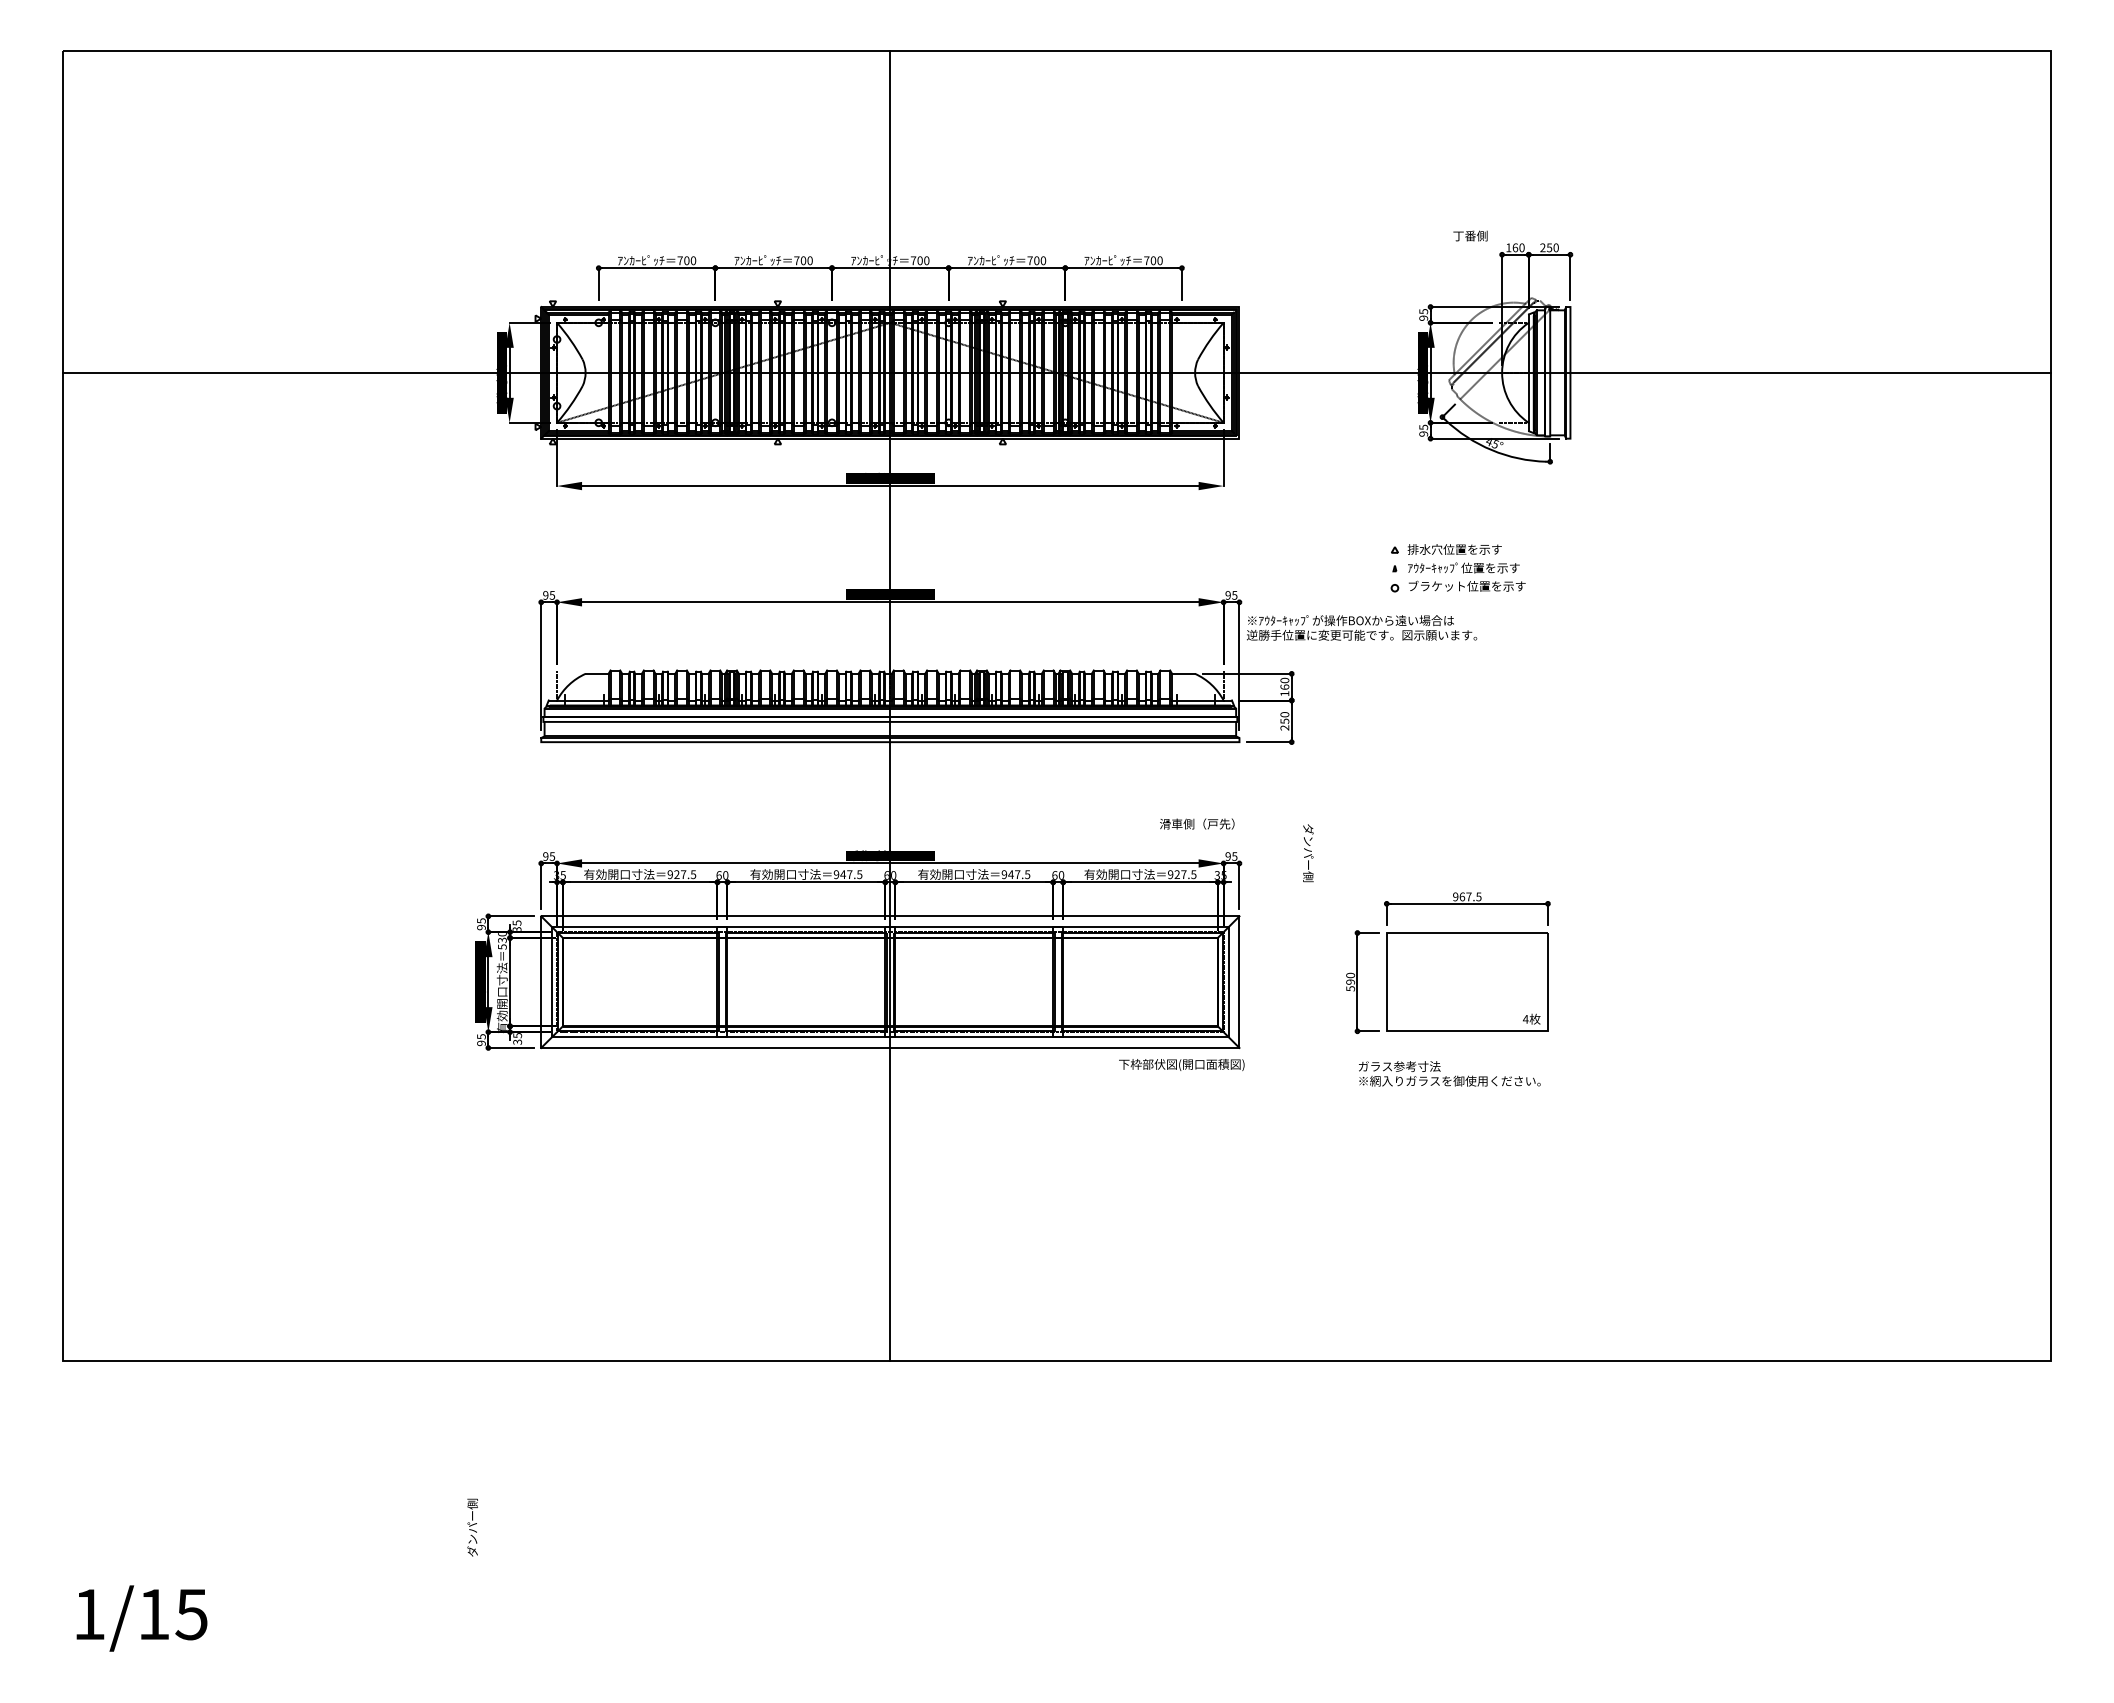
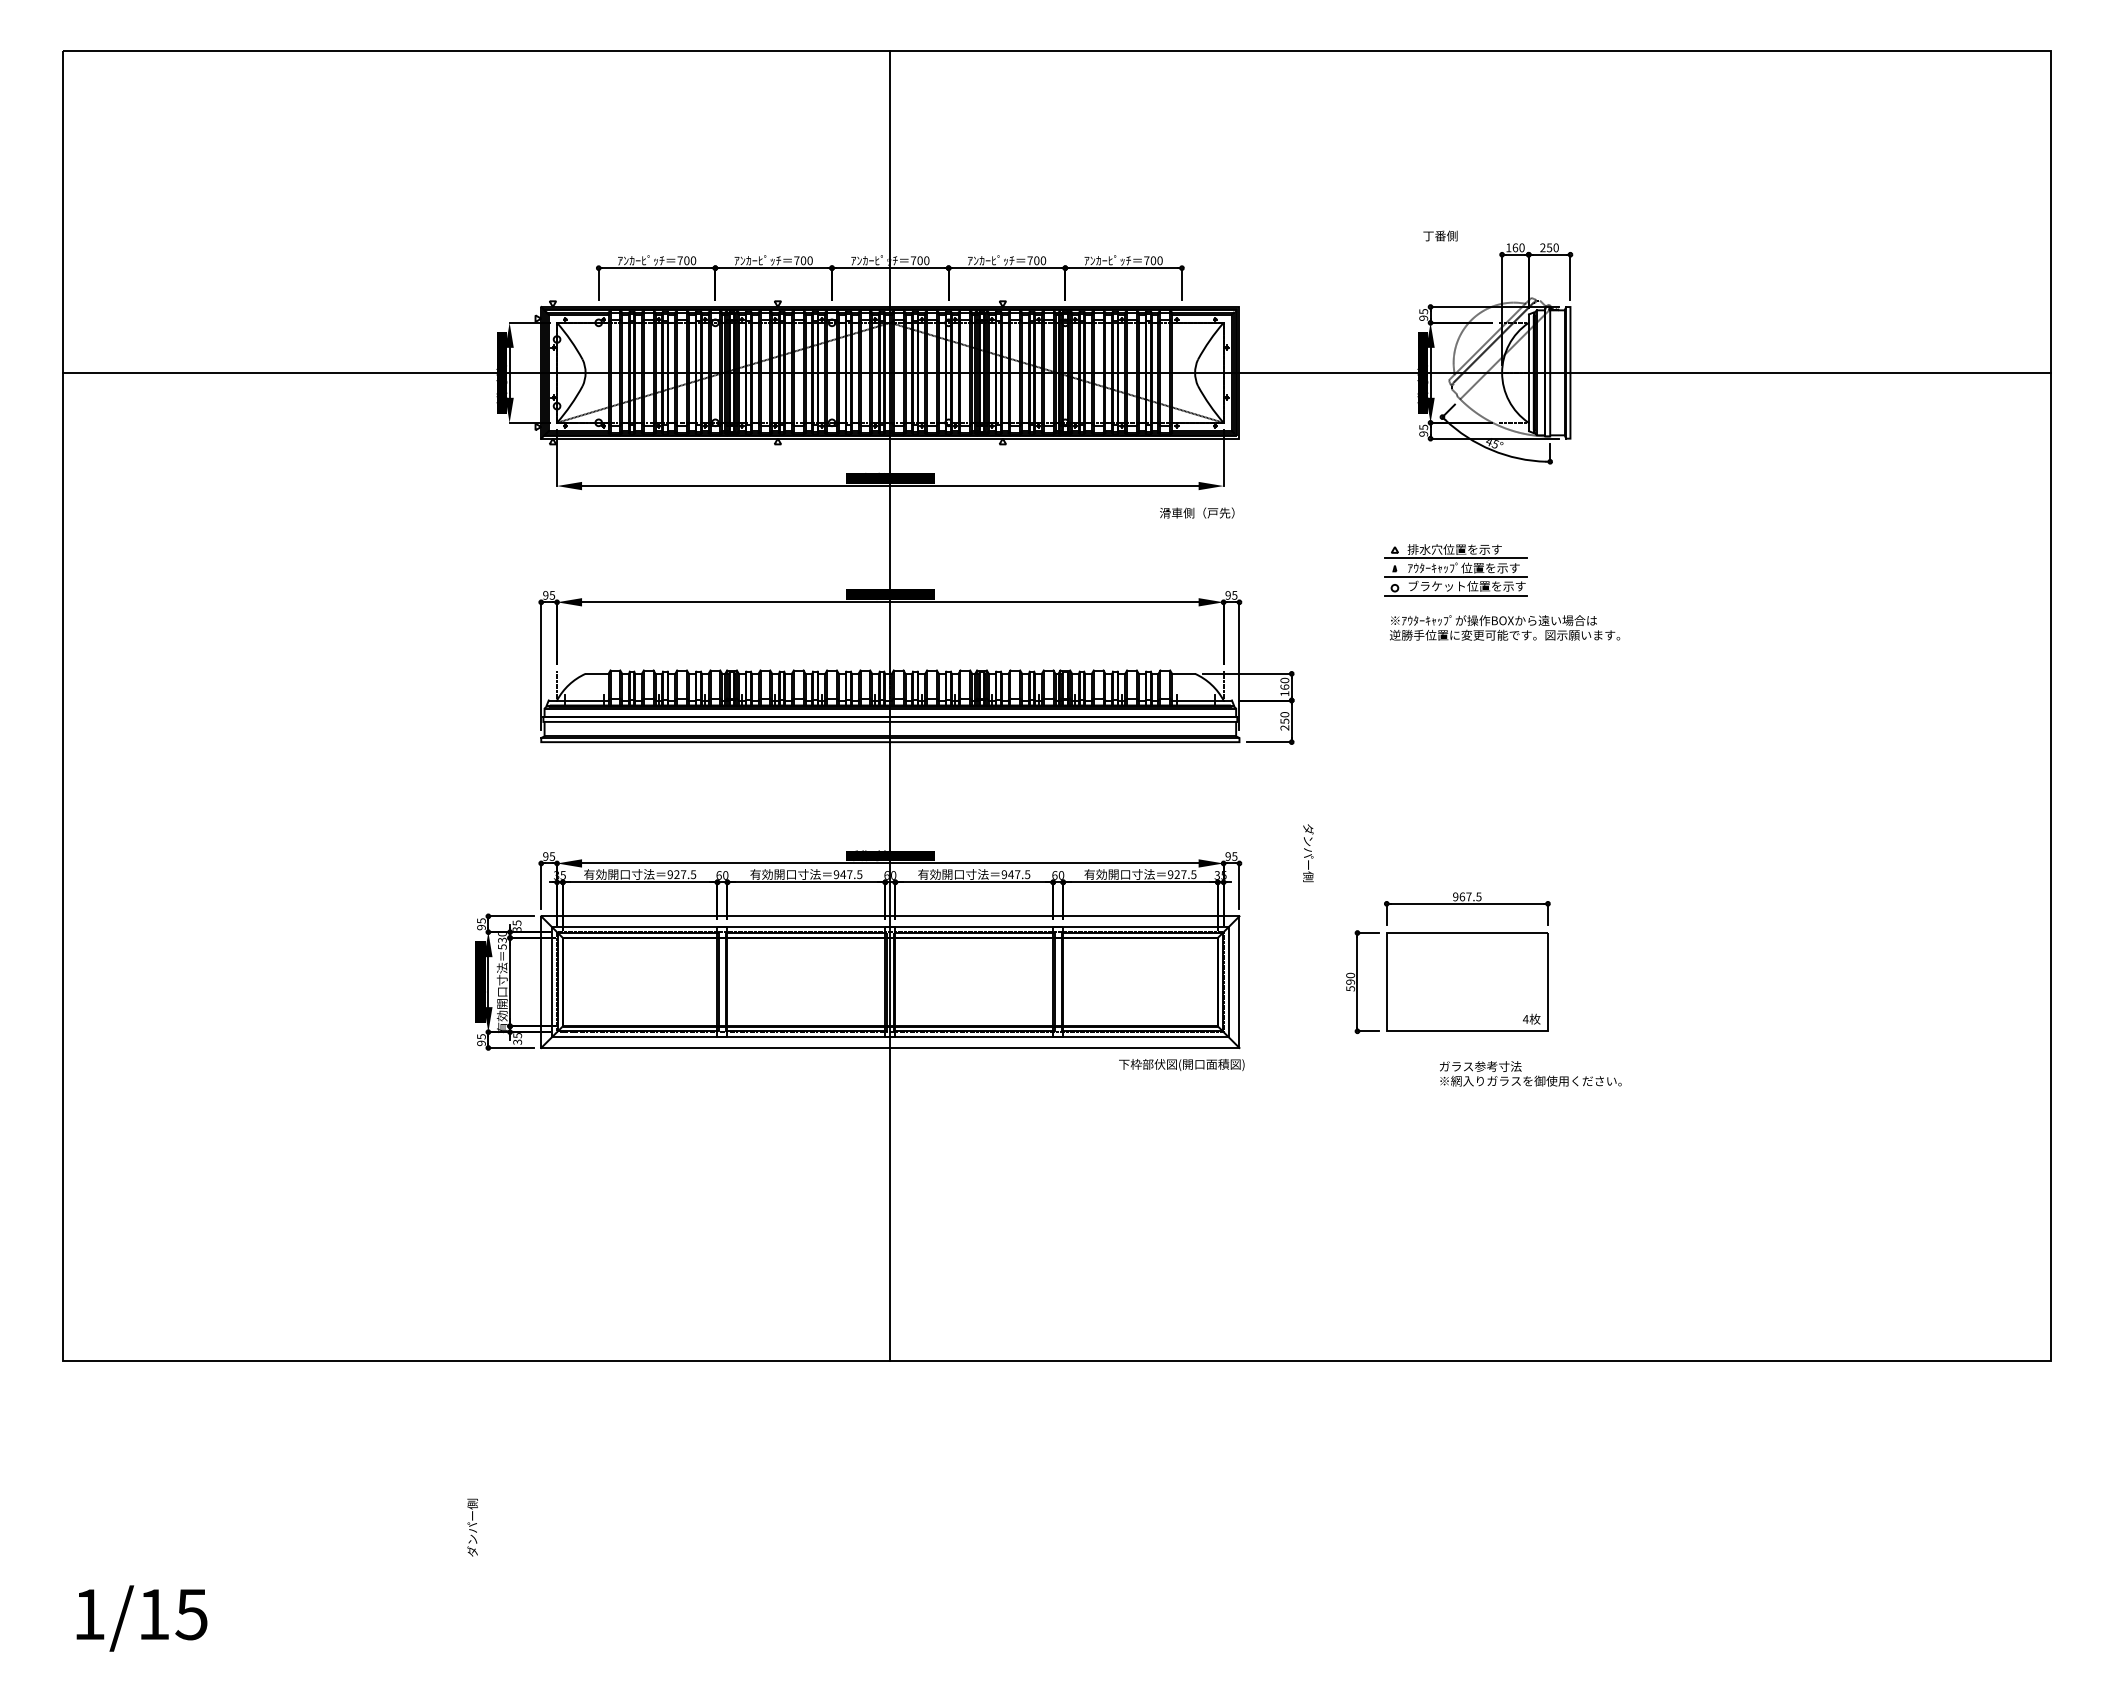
text position: (1470, 235) -> (1440, 235) (1440, 235)
line: none -> present (1455, 557)
line: none -> present (1455, 577)
line: none -> present (1455, 595)
text position: (1362, 627) -> (1505, 627) (1505, 627)
text position: (1197, 823) -> (1197, 512) (1197, 512)
text position: (1449, 1073) -> (1530, 1073) (1530, 1073)
